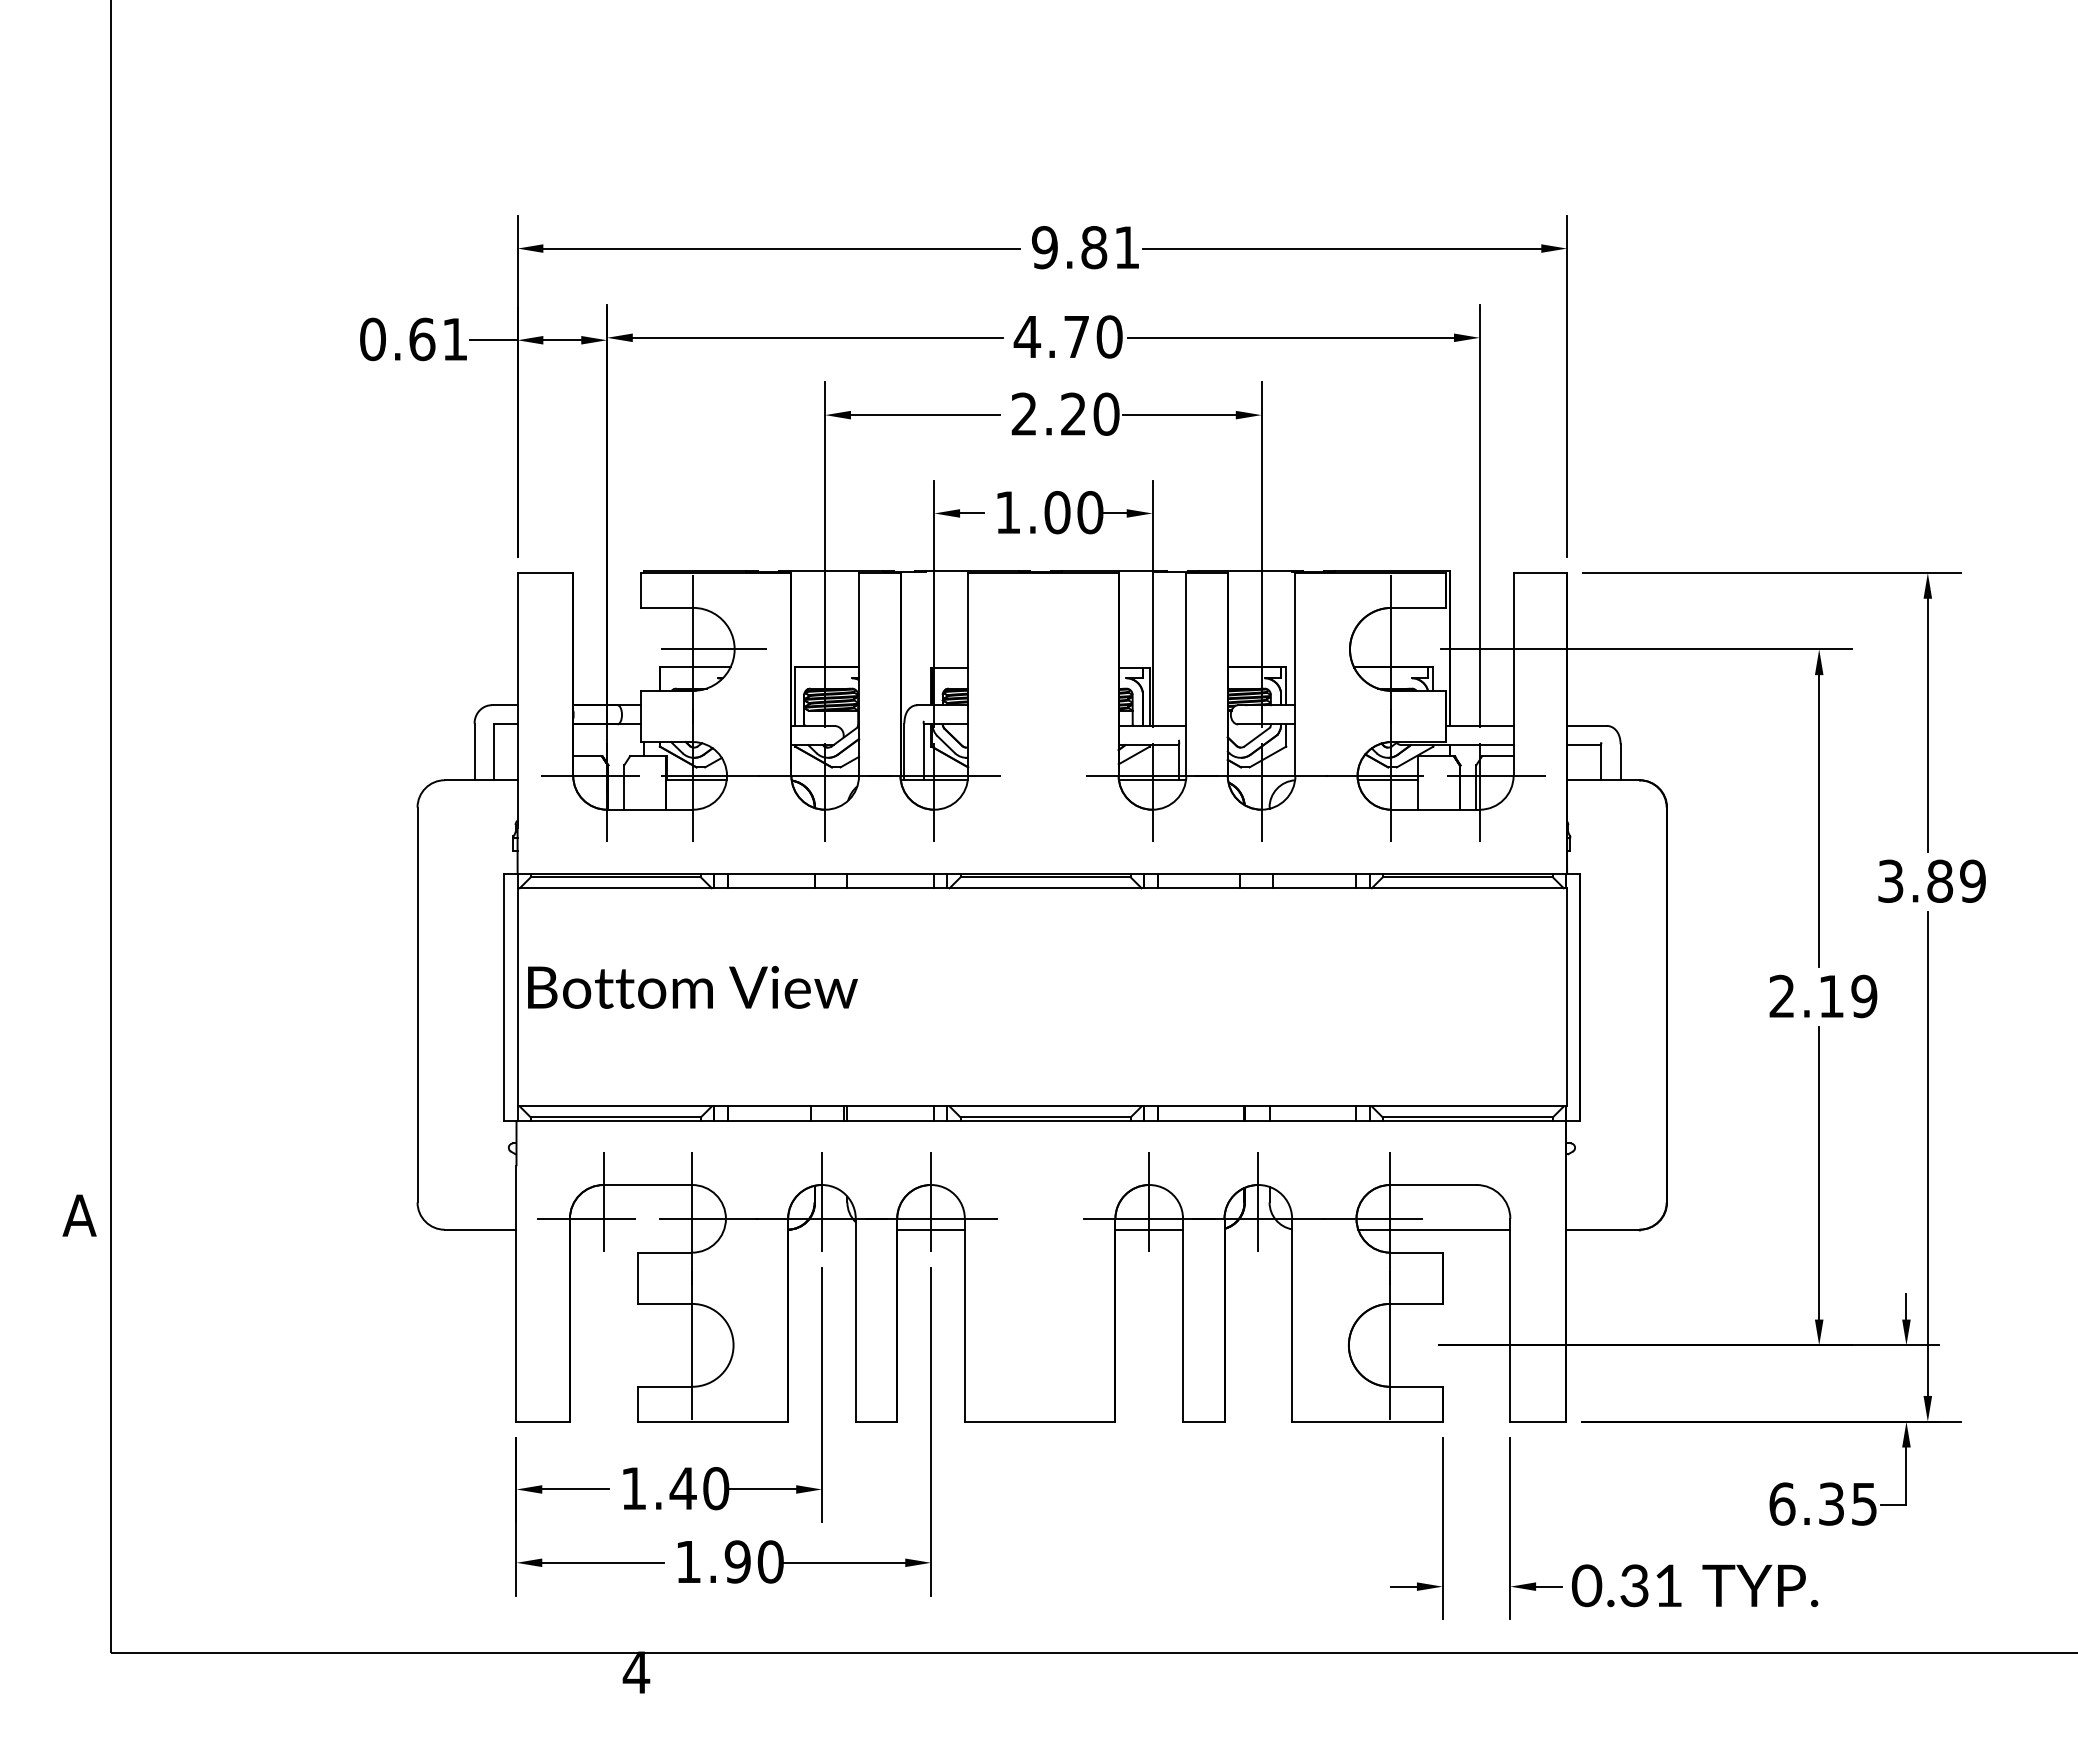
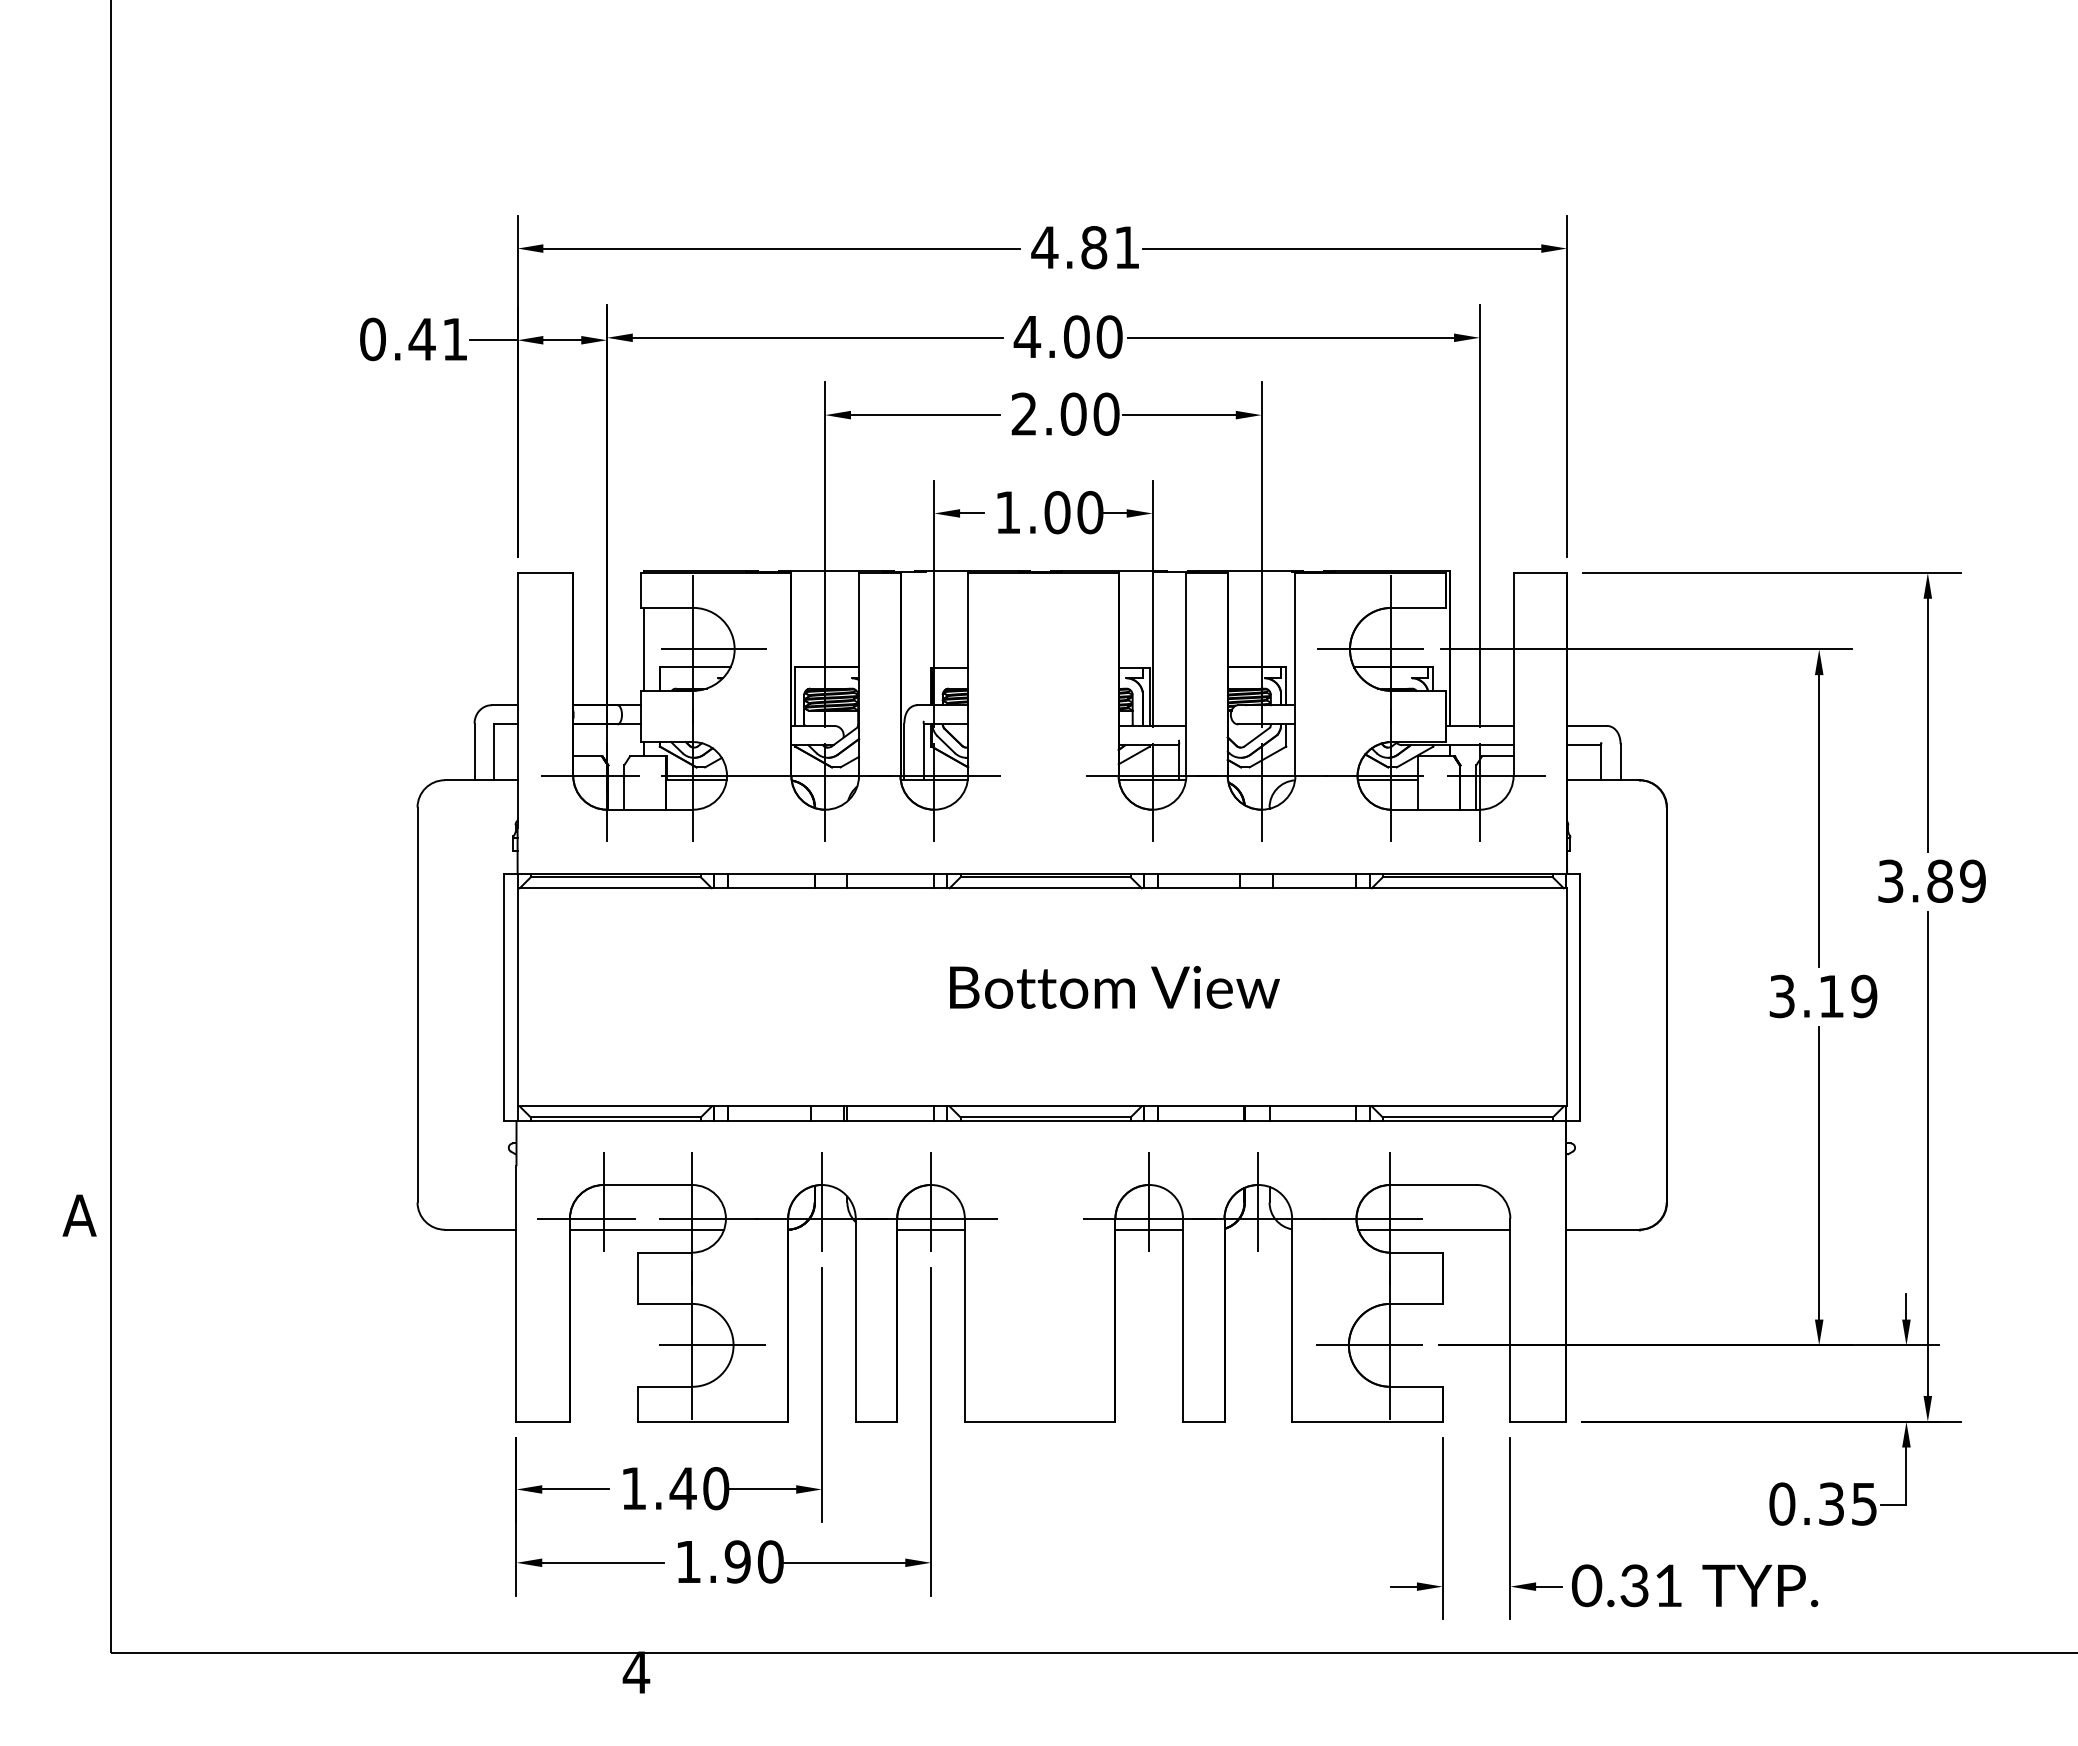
text: 9.81 -> 4.81 (1044, 247)
text: 4.70 -> 4.00 (1076, 336)
text: 0.61 -> 0.41 (421, 339)
text: 2.20 -> 2.00 (1073, 413)
line: none -> present (644, 648)
line: none -> present (1370, 649)
text position: (692, 987) -> (1114, 987) (1114, 987)
text: 2.19 -> 3.19 (1781, 996)
line: none -> present (646, 1229)
line: none -> present (712, 1345)
line: none -> present (1369, 1345)
text: 6.35 -> 0.35 (1782, 1503)
